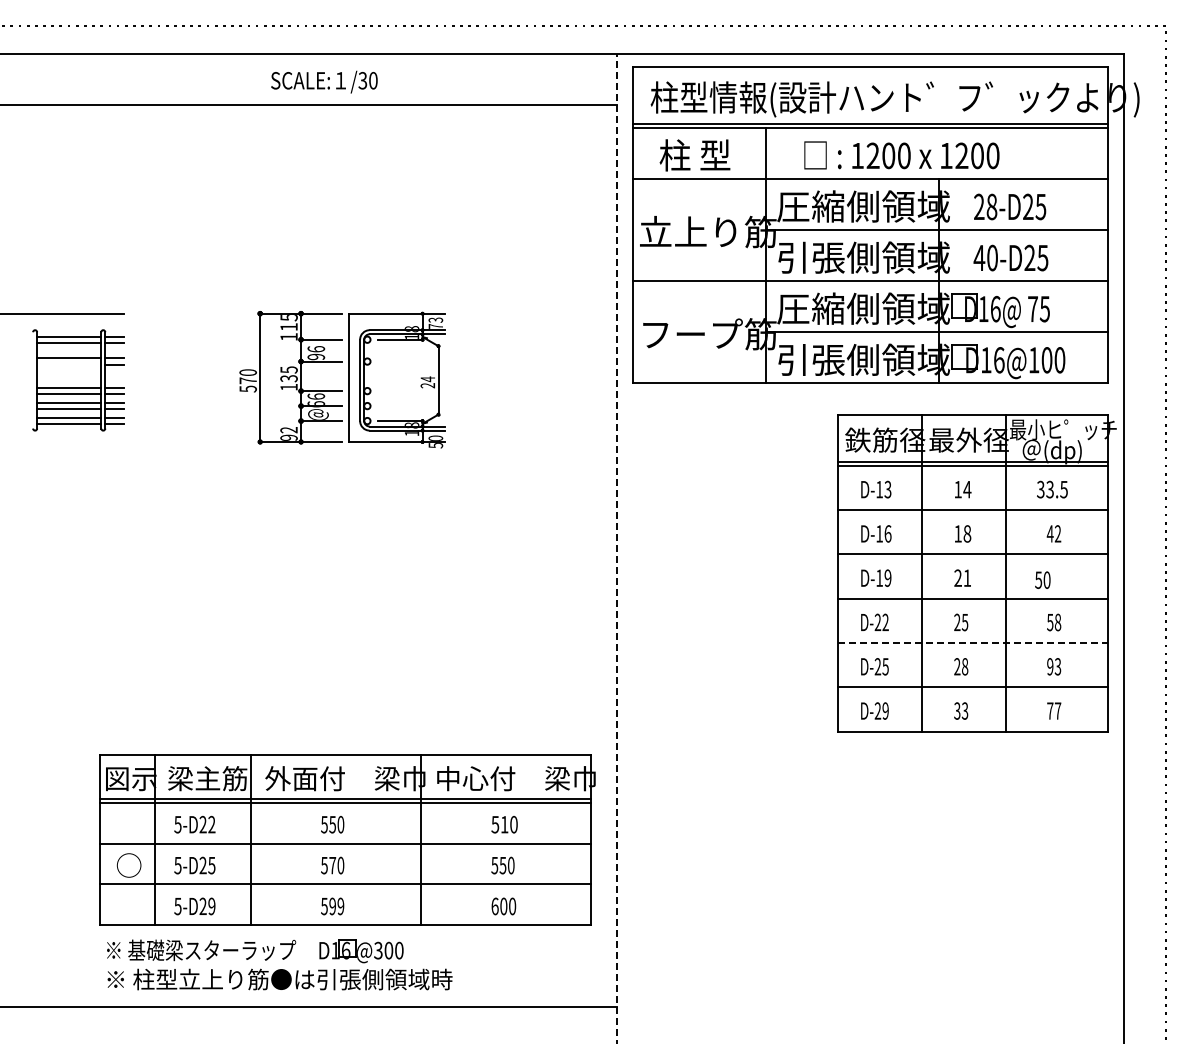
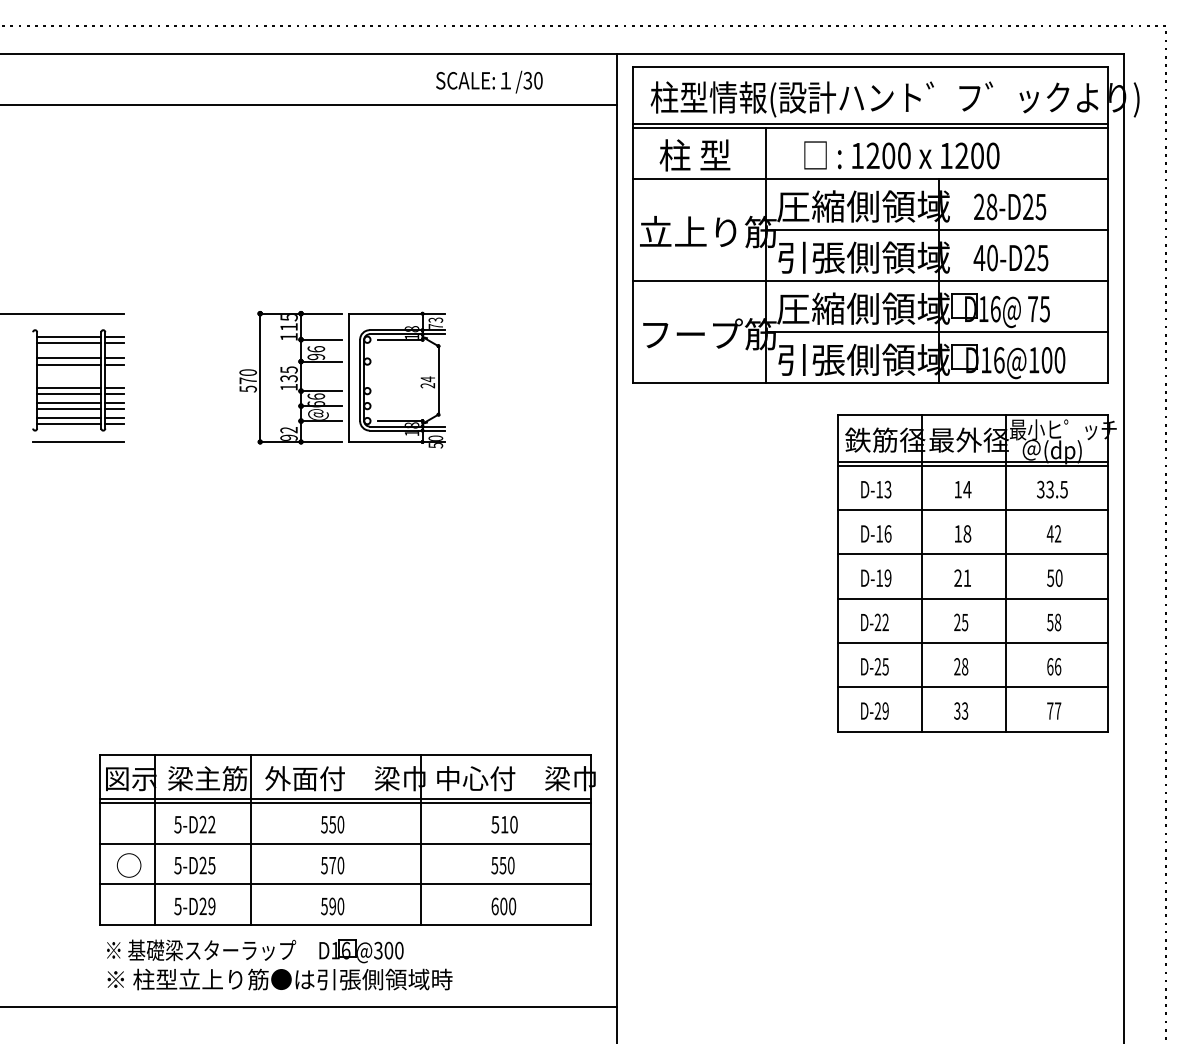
text position: (324, 81) -> (489, 81) (489, 81)
line: none -> present (69, 364)
line: none -> present (78, 441)
line: dashed -> solid (617, 548)
text position: (1042, 579) -> (1054, 577) (1054, 577)
line: dashed -> solid (973, 643)
text: 93 -> 66 (1054, 666)
text: 599 -> 590 (340, 906)
